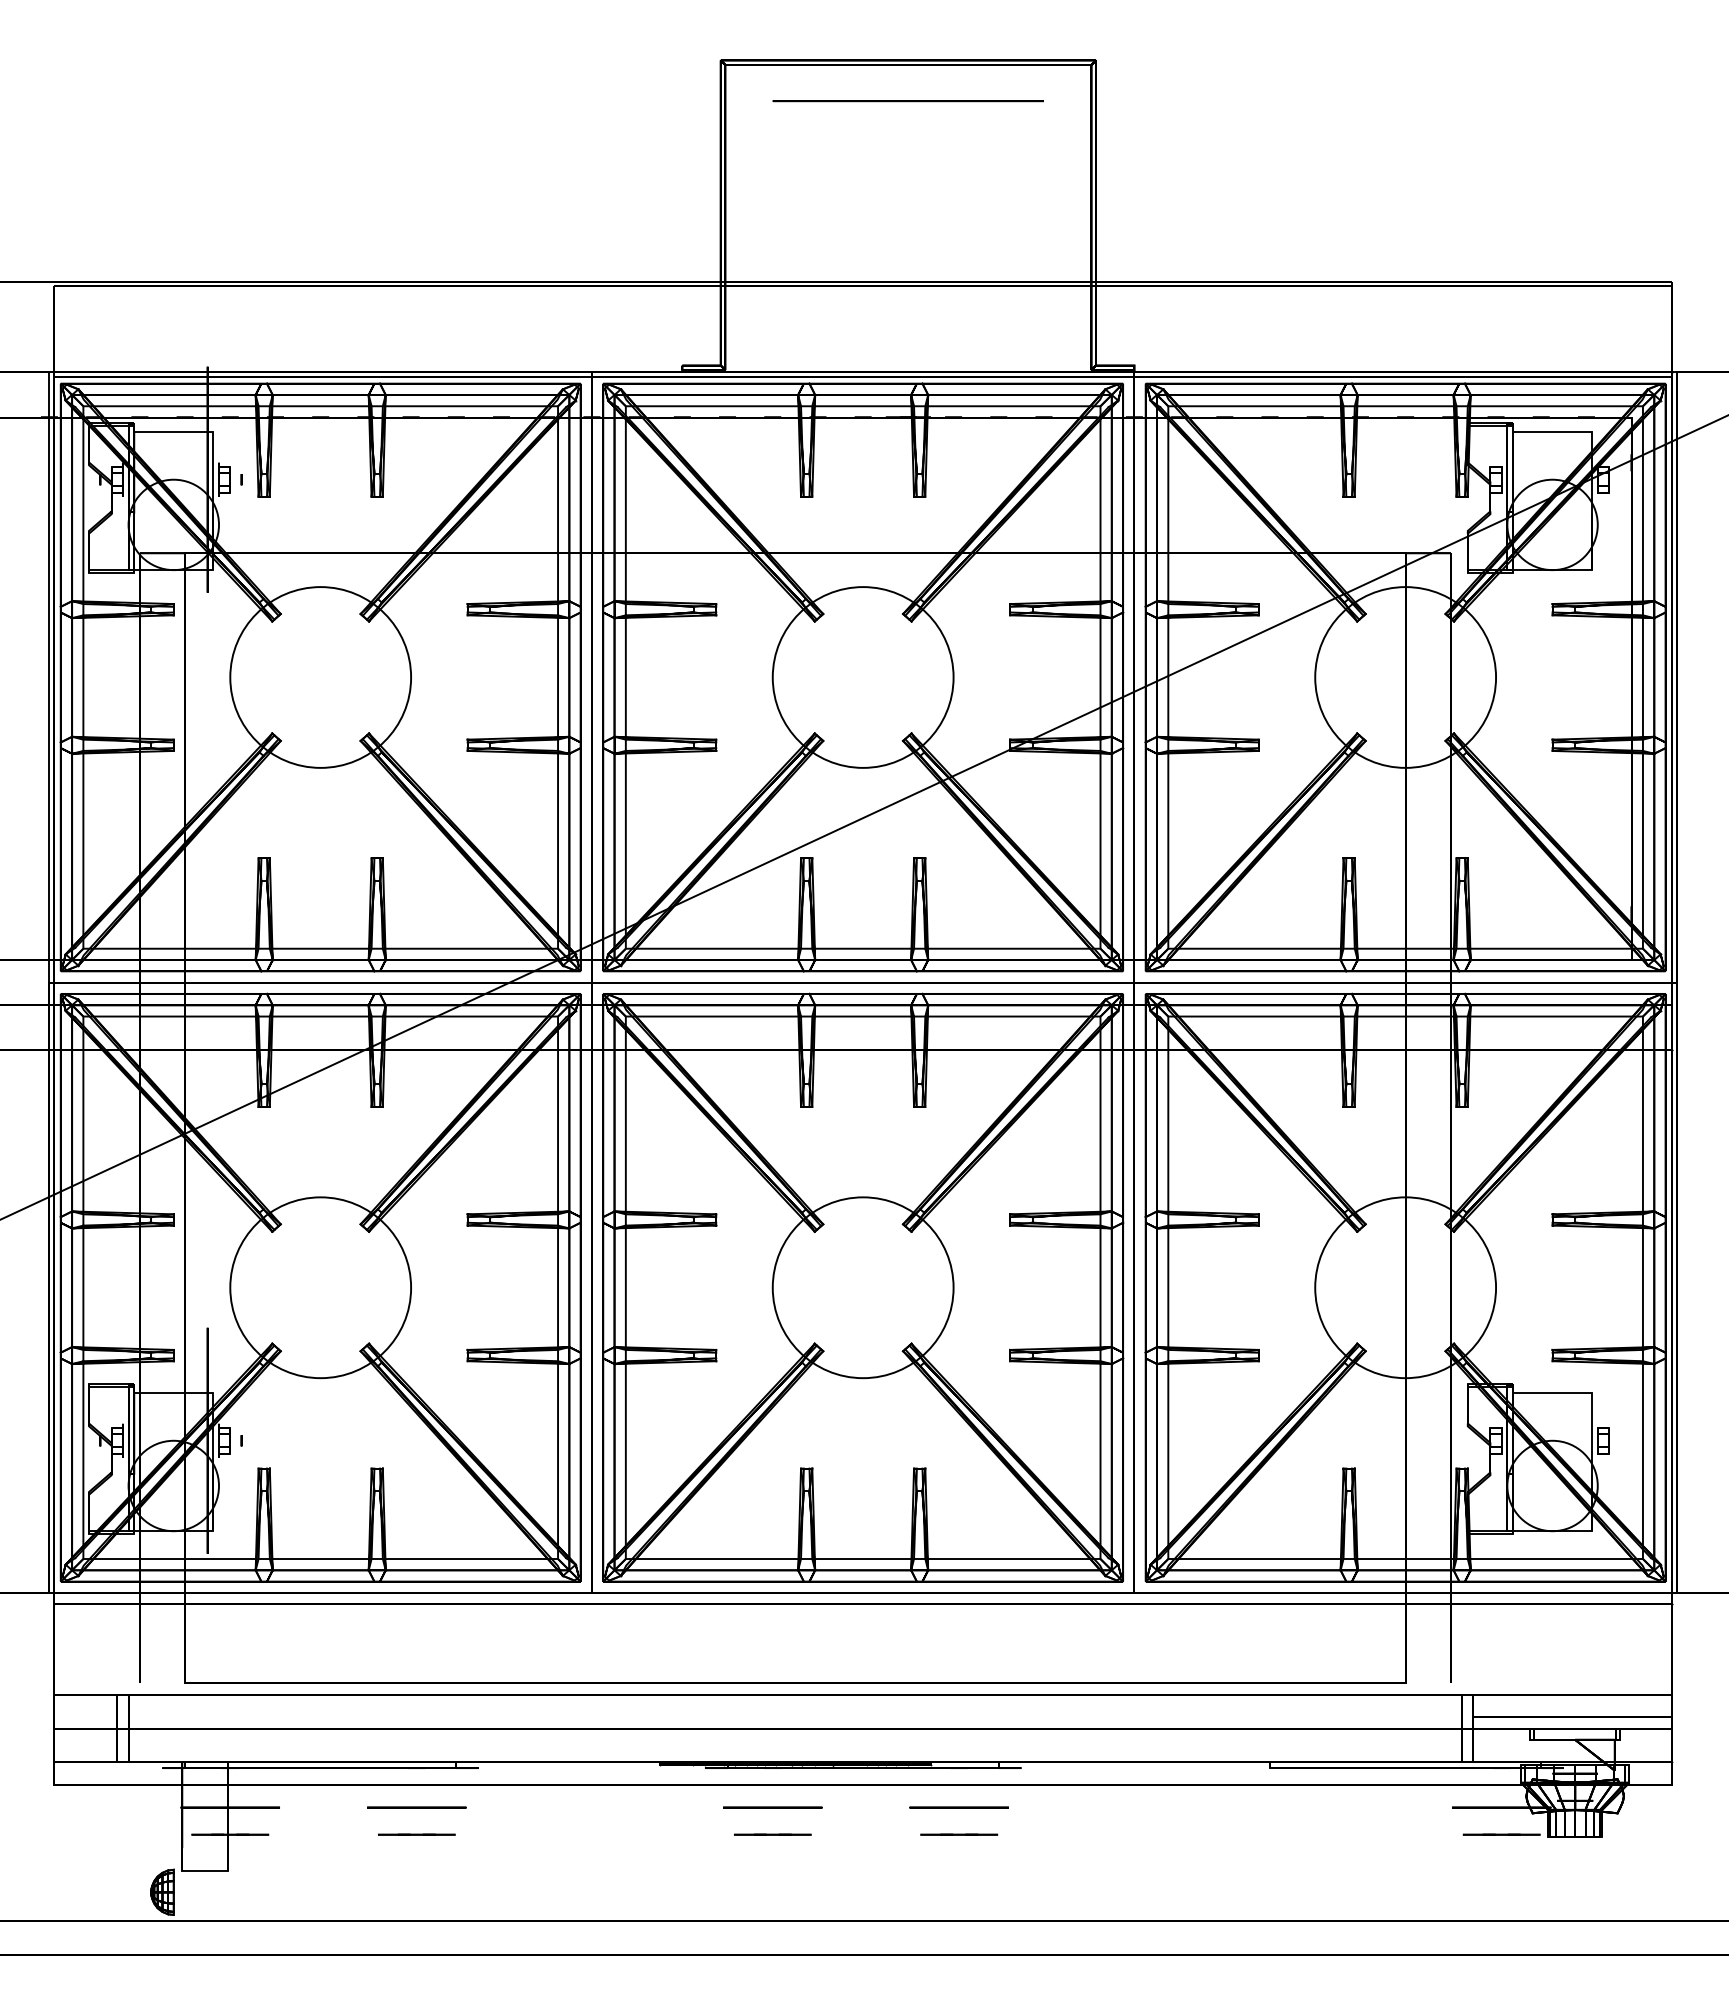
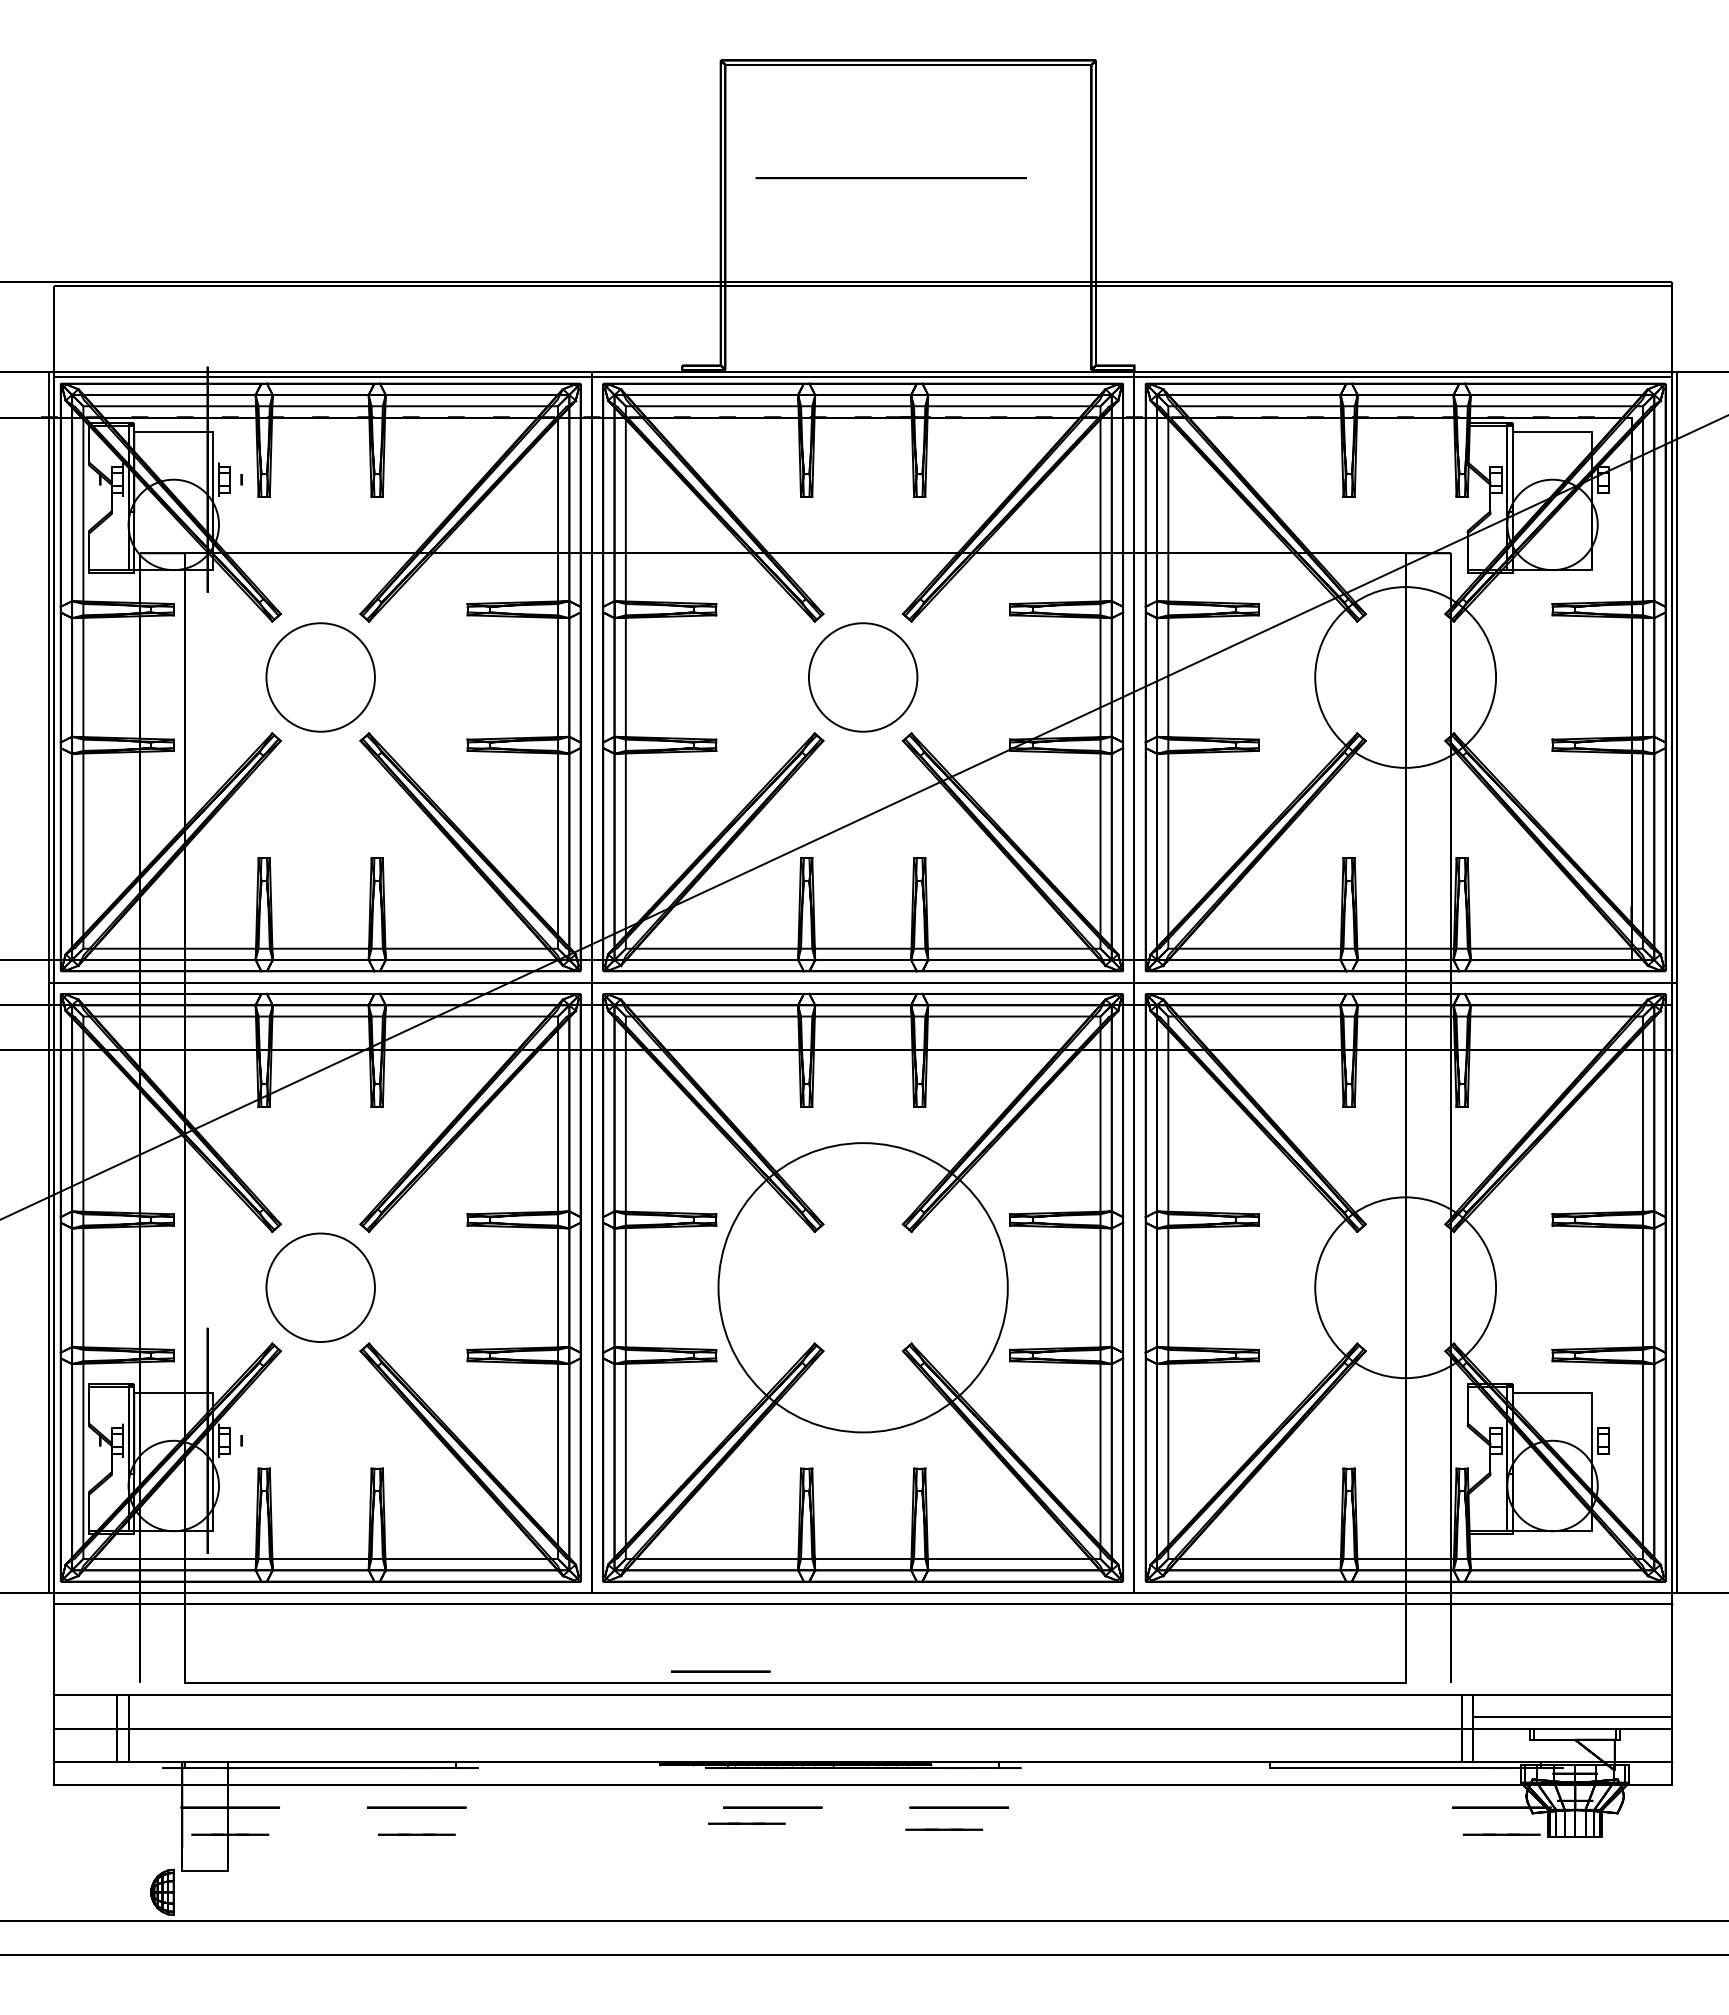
circle position: (907, 101) -> (890, 178) (890, 178)
circle diameter: 181 px -> 108 px (320, 677)
circle diameter: 181 px -> 108 px (862, 677)
circle diameter: 181 px -> 108 px (320, 1287)
circle diameter: 181 px -> 289 px (862, 1287)
circle: none -> present (720, 1671)
line position: (772, 1834) -> (746, 1823) (746, 1823)
line position: (959, 1834) -> (944, 1829) (944, 1829)
